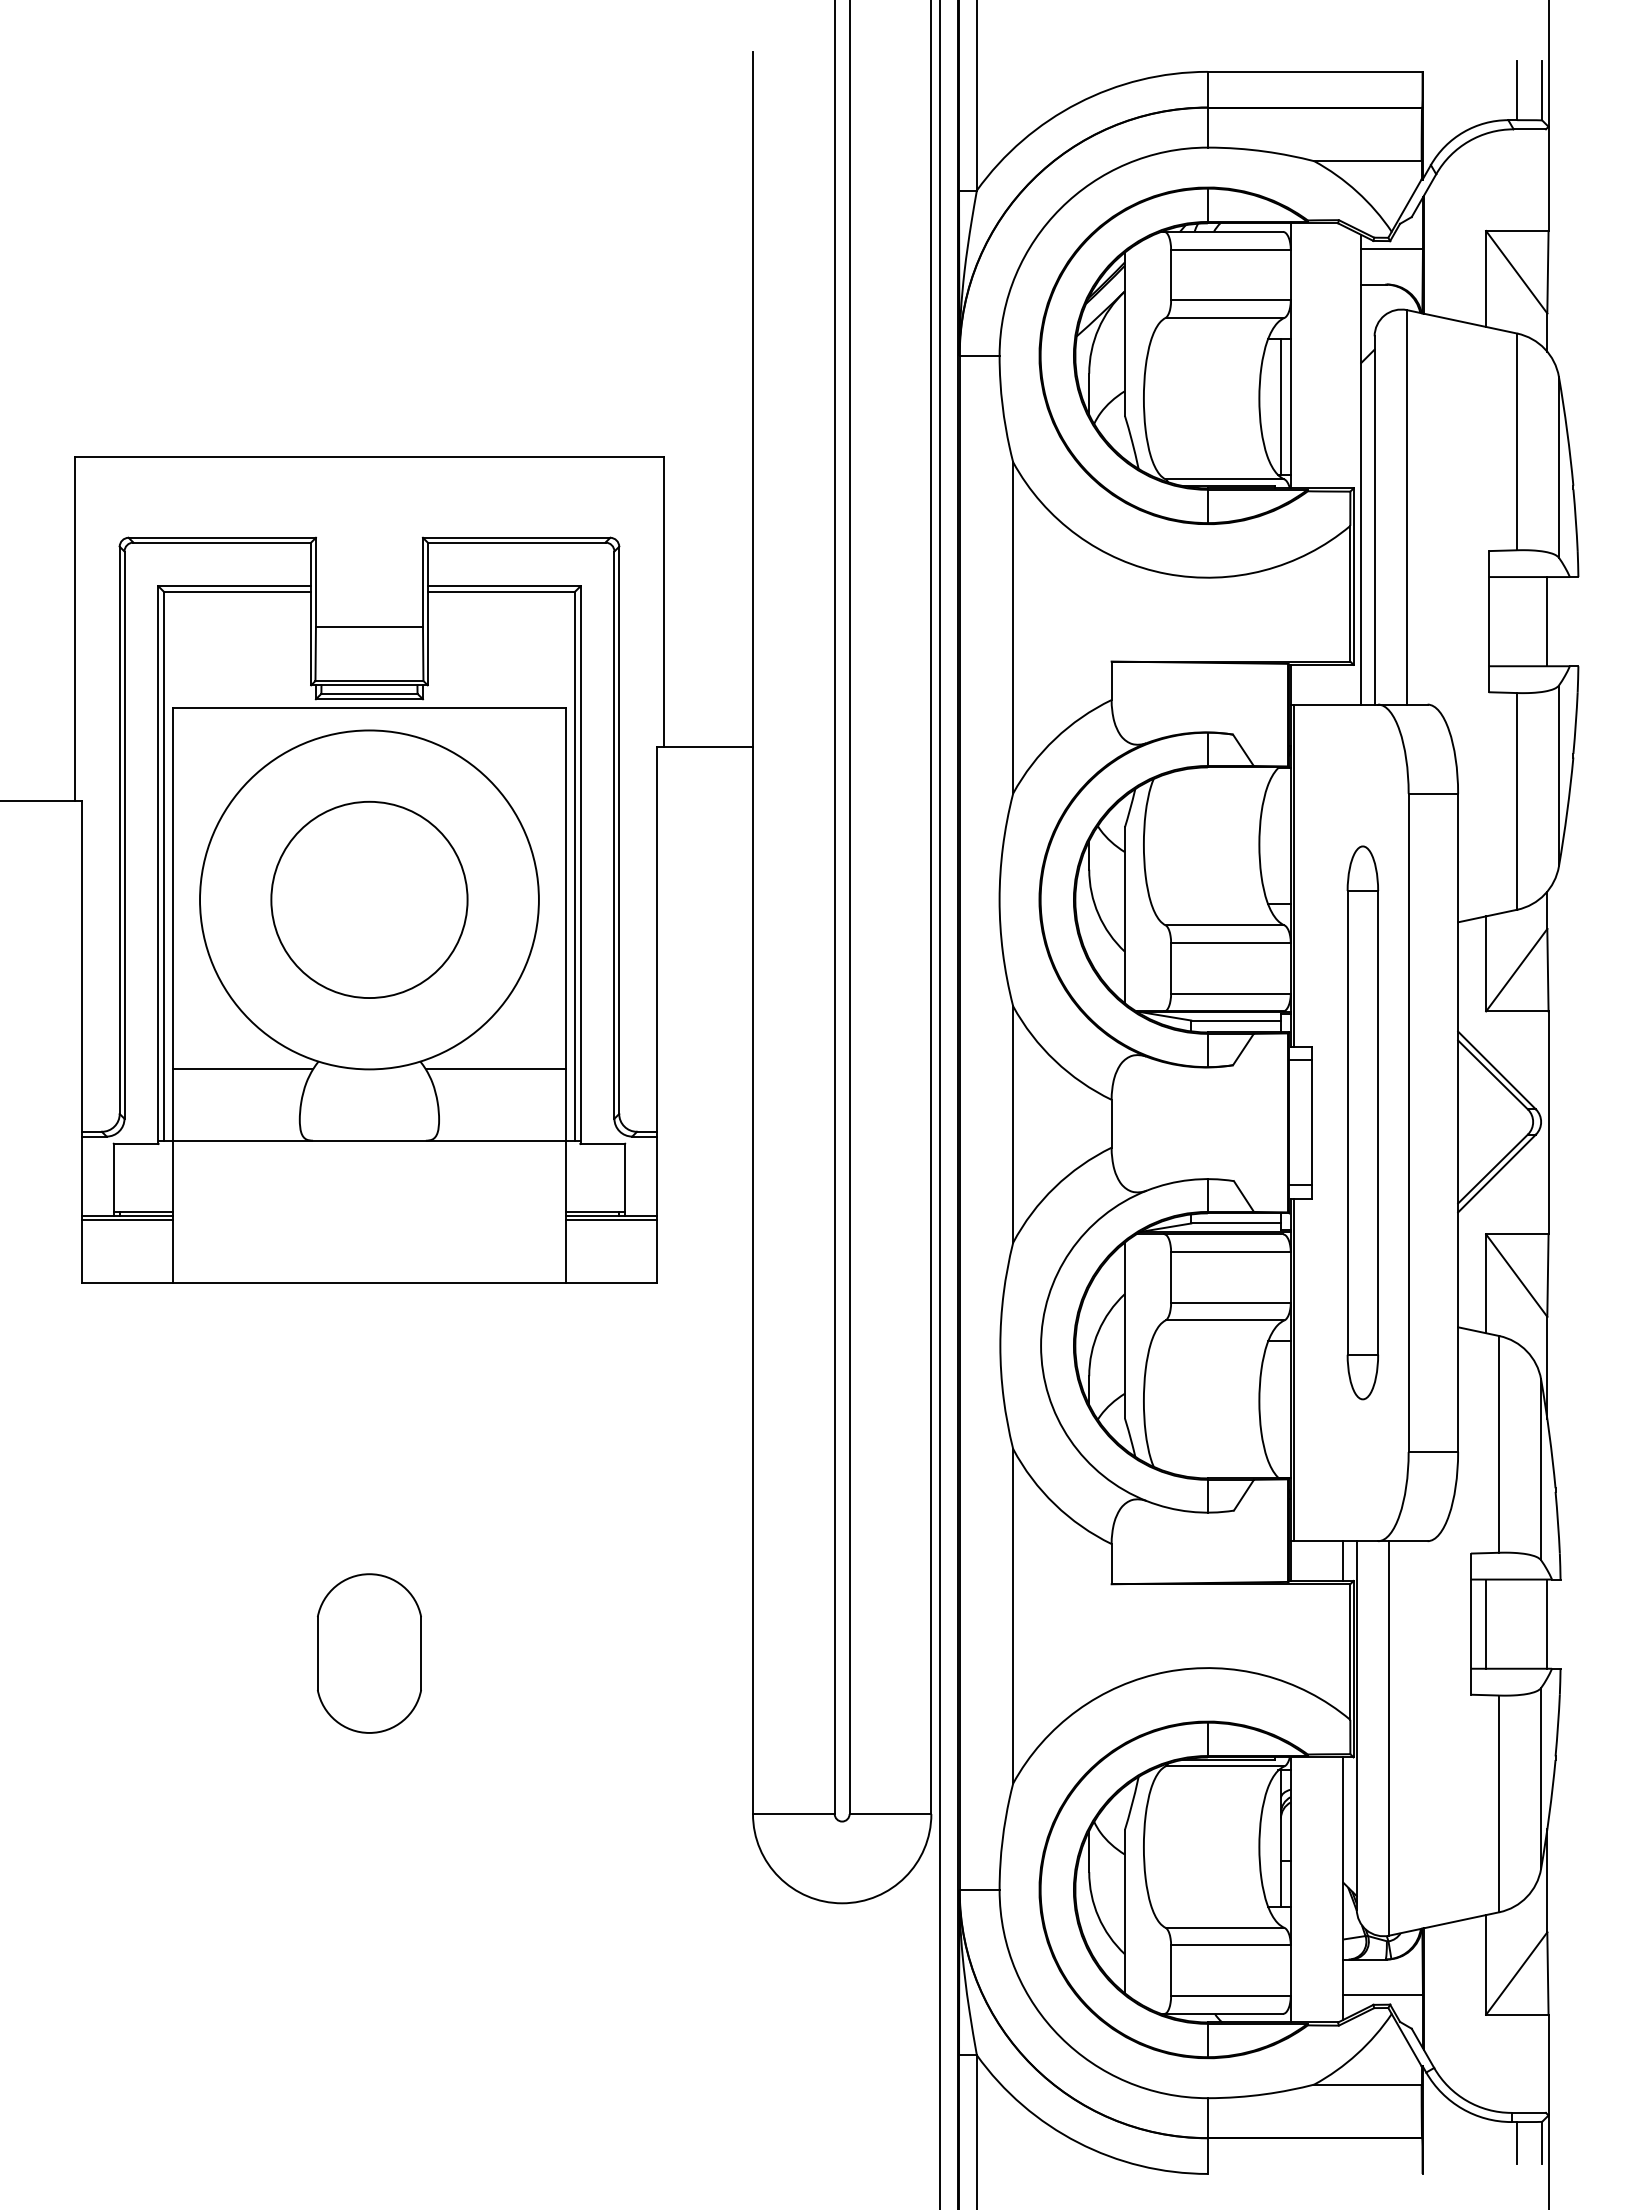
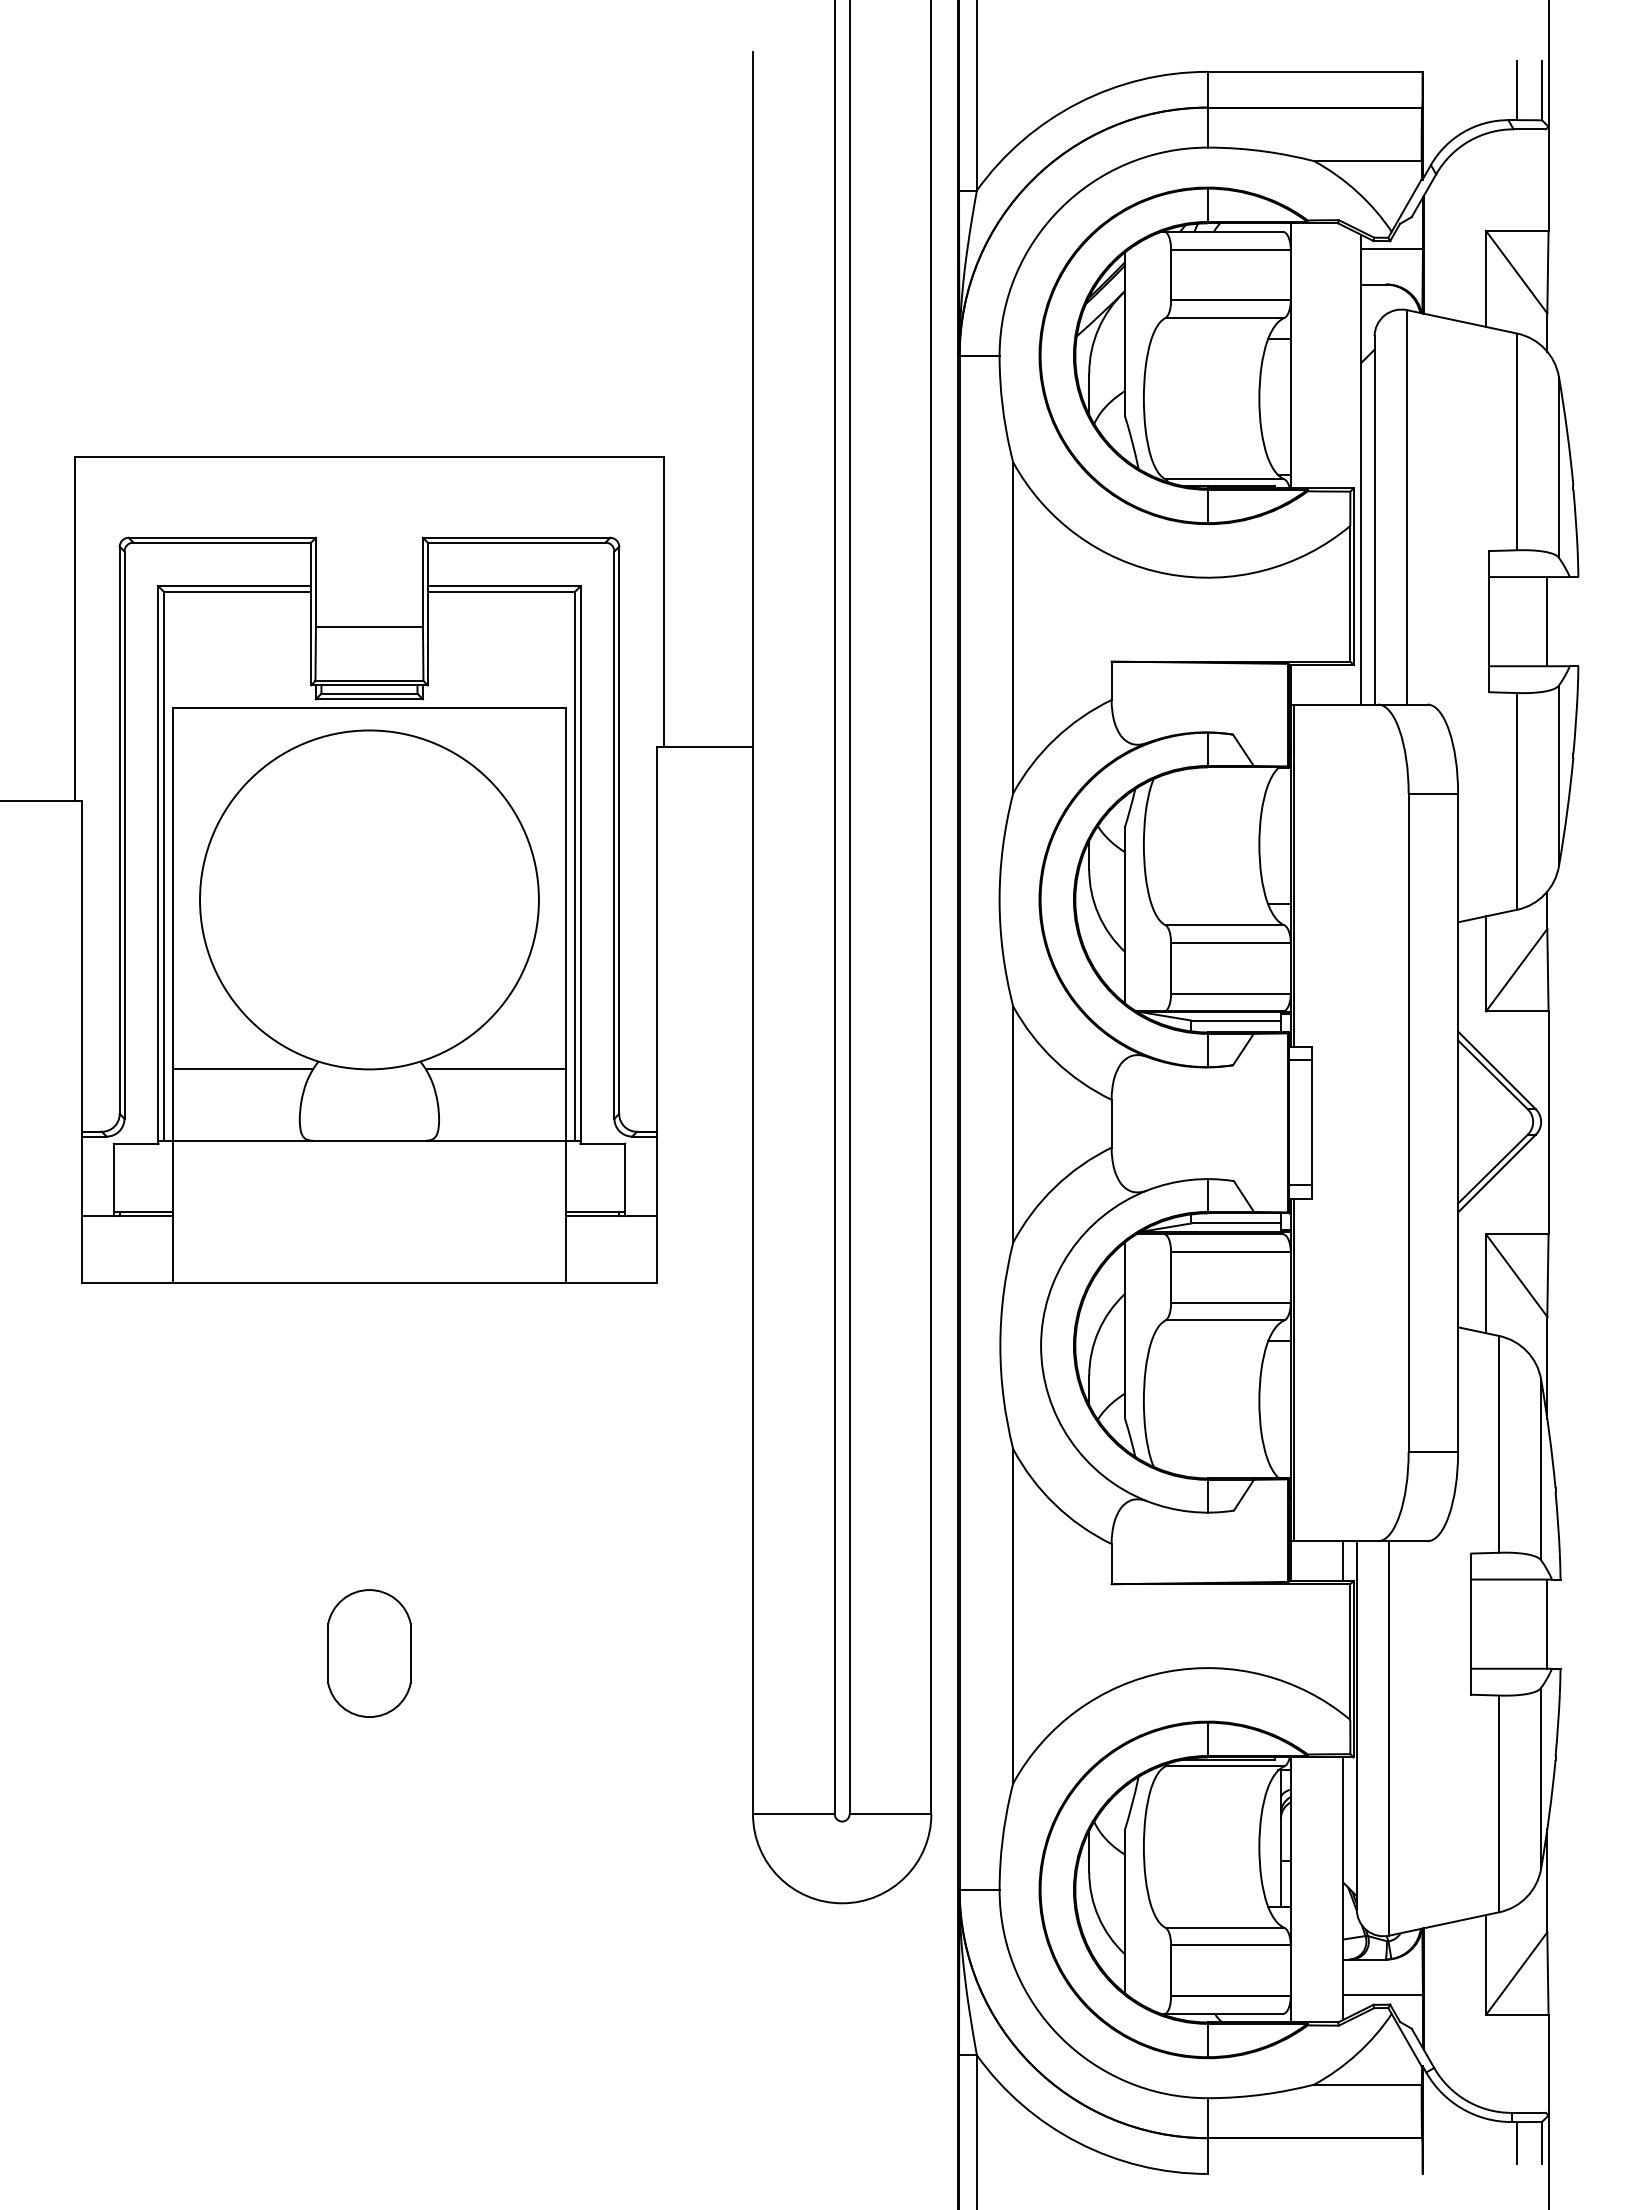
line: present -> none (1280, 406)
circle: present -> none (369, 899)
line: present -> none (940, 1104)
part: present -> none (1362, 1122)
line: present -> none (127, 1220)
line: present -> none (610, 1220)
line: present -> none (1486, 1623)
part size: 105x161 px -> 85x129 px (369, 1653)
